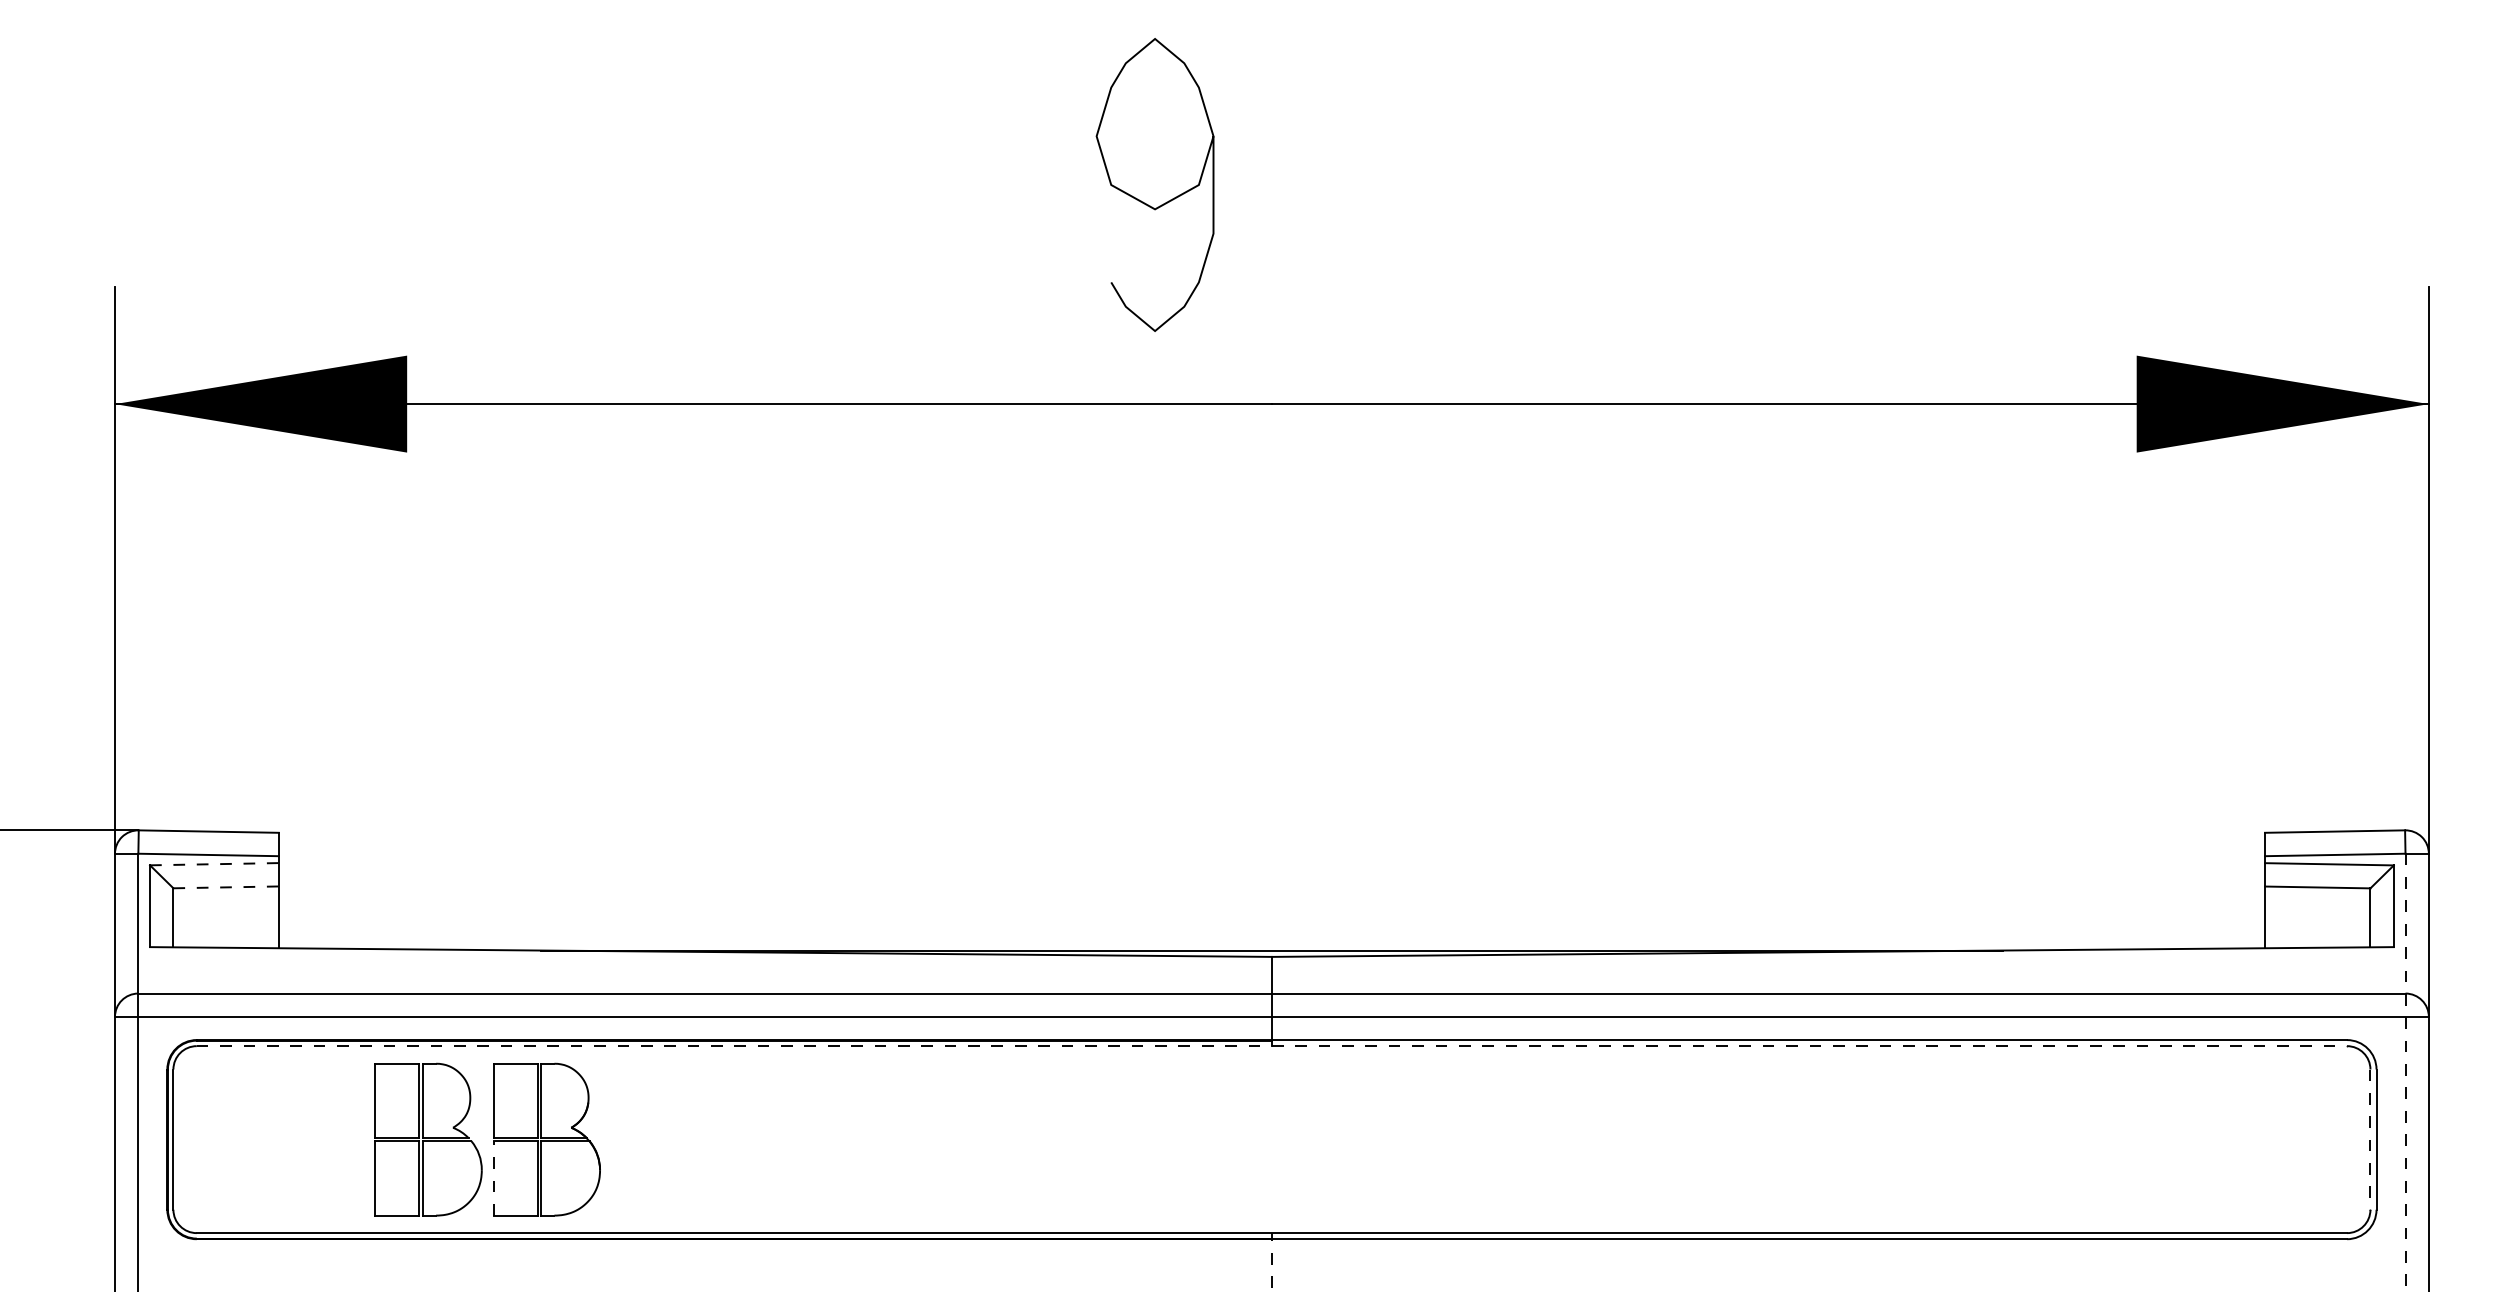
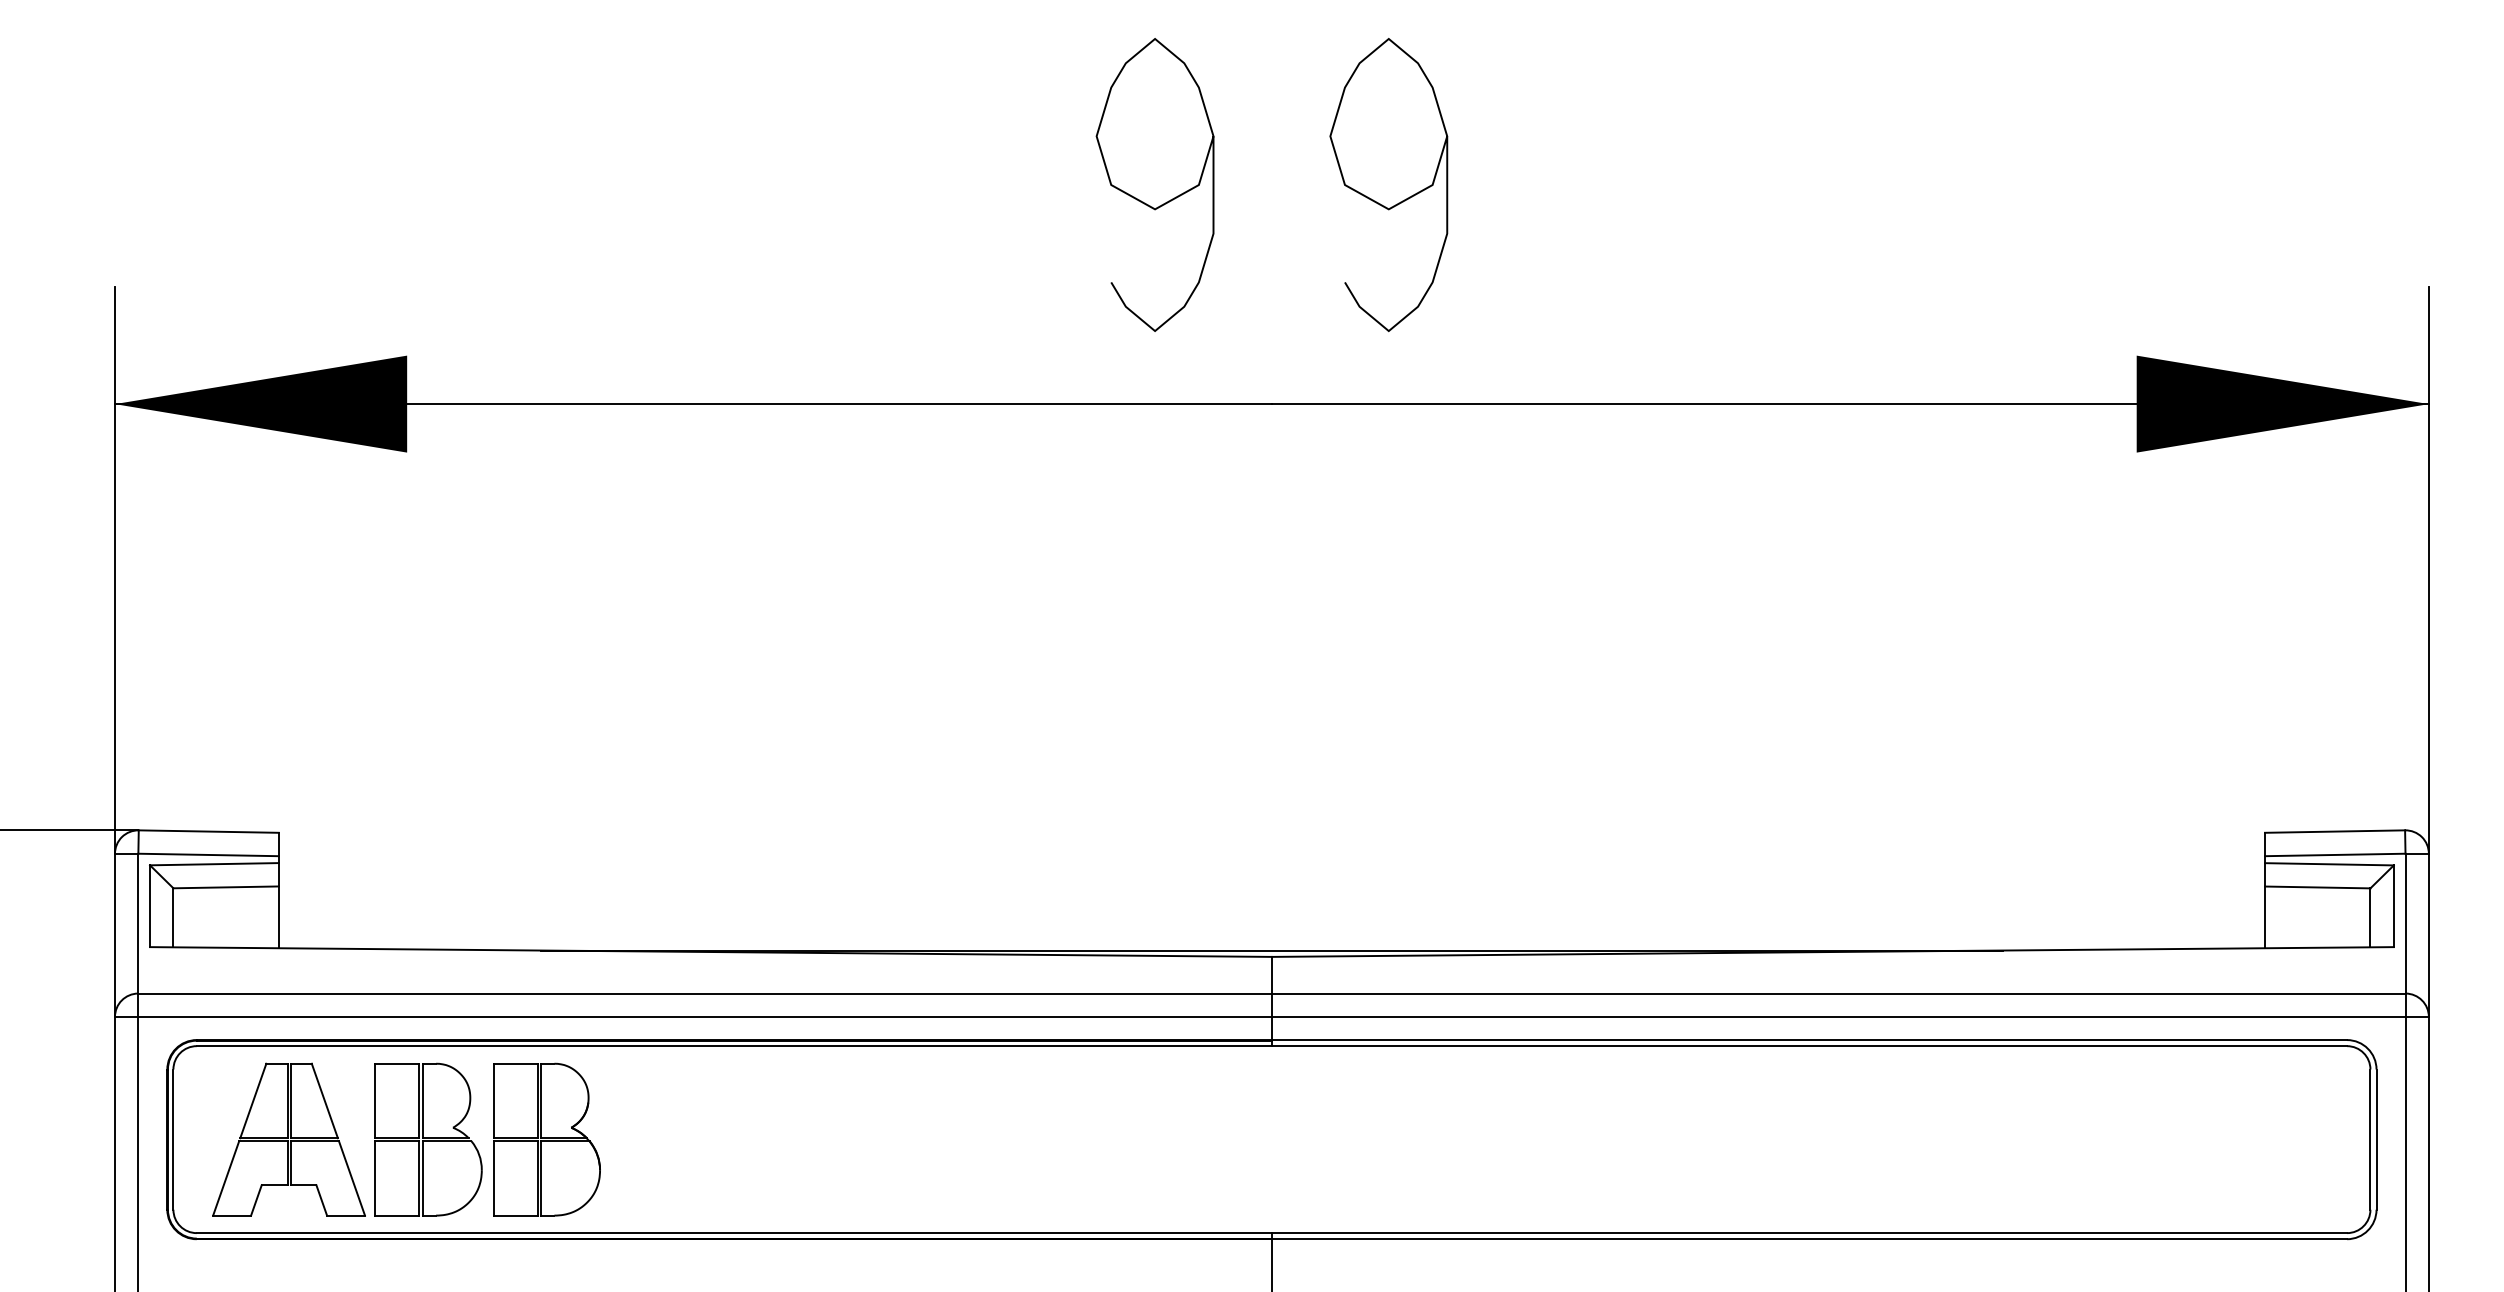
curve: none -> present (1378, 202)
line: dashed -> solid (214, 864)
line: dashed -> solid (226, 887)
line: dashed -> solid (1272, 1046)
line: dashed -> solid (2405, 1072)
part: none -> present (288, 1139)
line: dashed -> solid (2370, 1140)
line: dashed -> solid (493, 1177)
line: dashed -> solid (1271, 1262)
